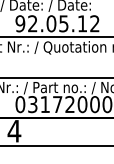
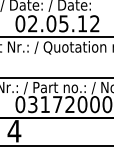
text: 92.05.12 -> 02.05.12 (20, 23)
